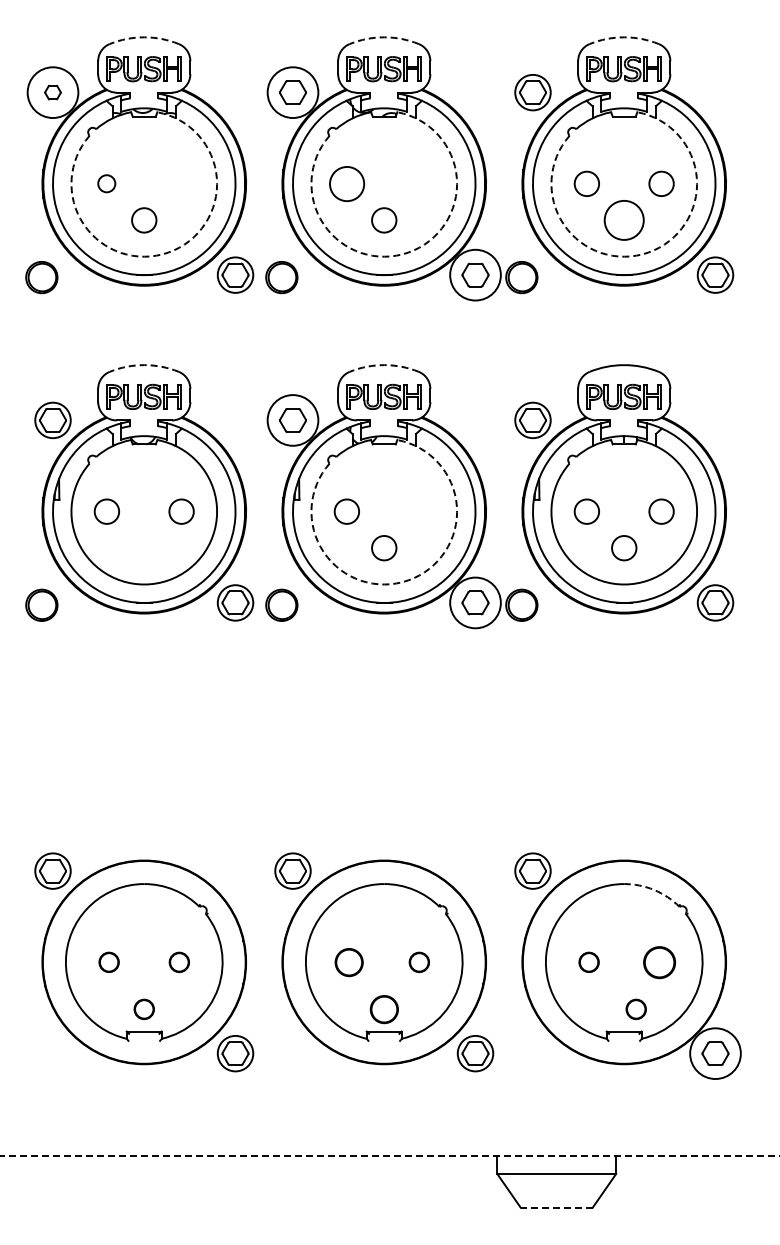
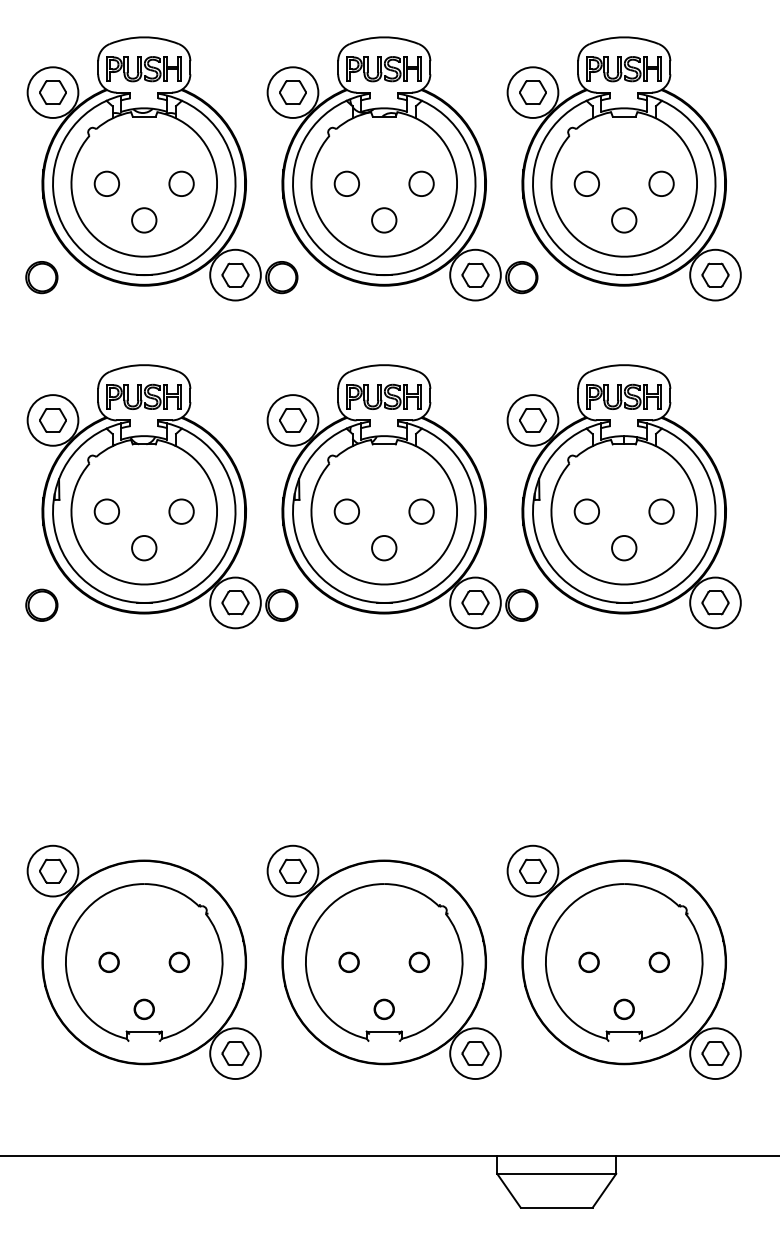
arc: dashed -> solid (144, 37)
arc: dashed -> solid (384, 37)
arc: dashed -> solid (624, 37)
part size: 18x17 px -> 28x25 px (52, 92)
circle diameter: 35 px -> 51 px (532, 92)
circle size: 20x20 px -> 27x27 px (106, 183)
circle: none -> present (181, 183)
circle size: 37x36 px -> 27x27 px (346, 183)
circle: none -> present (421, 183)
circle diameter: 39 px -> 24 px (624, 220)
arc: dashed -> solid (168, 252)
arc: dashed -> solid (408, 252)
arc: dashed -> solid (648, 252)
circle diameter: 35 px -> 51 px (235, 274)
circle diameter: 35 px -> 51 px (715, 274)
arc: dashed -> solid (144, 365)
arc: dashed -> solid (384, 365)
circle diameter: 35 px -> 51 px (52, 420)
circle diameter: 35 px -> 51 px (532, 420)
circle: none -> present (421, 511)
circle: none -> present (144, 548)
arc: dashed -> solid (408, 580)
circle diameter: 35 px -> 51 px (235, 602)
circle diameter: 35 px -> 51 px (715, 602)
circle diameter: 35 px -> 51 px (52, 870)
circle diameter: 35 px -> 51 px (292, 870)
circle diameter: 35 px -> 51 px (532, 870)
arc: dashed -> solid (654, 890)
circle size: 30x30 px -> 22x22 px (348, 961)
circle size: 34x34 px -> 22x22 px (658, 961)
circle position: (635, 1008) -> (623, 1008) (623, 1008)
circle size: 30x30 px -> 22x22 px (383, 1008)
circle diameter: 35 px -> 51 px (235, 1053)
circle diameter: 35 px -> 51 px (475, 1053)
line: dashed -> solid (390, 1155)
line: dashed -> solid (556, 1207)
